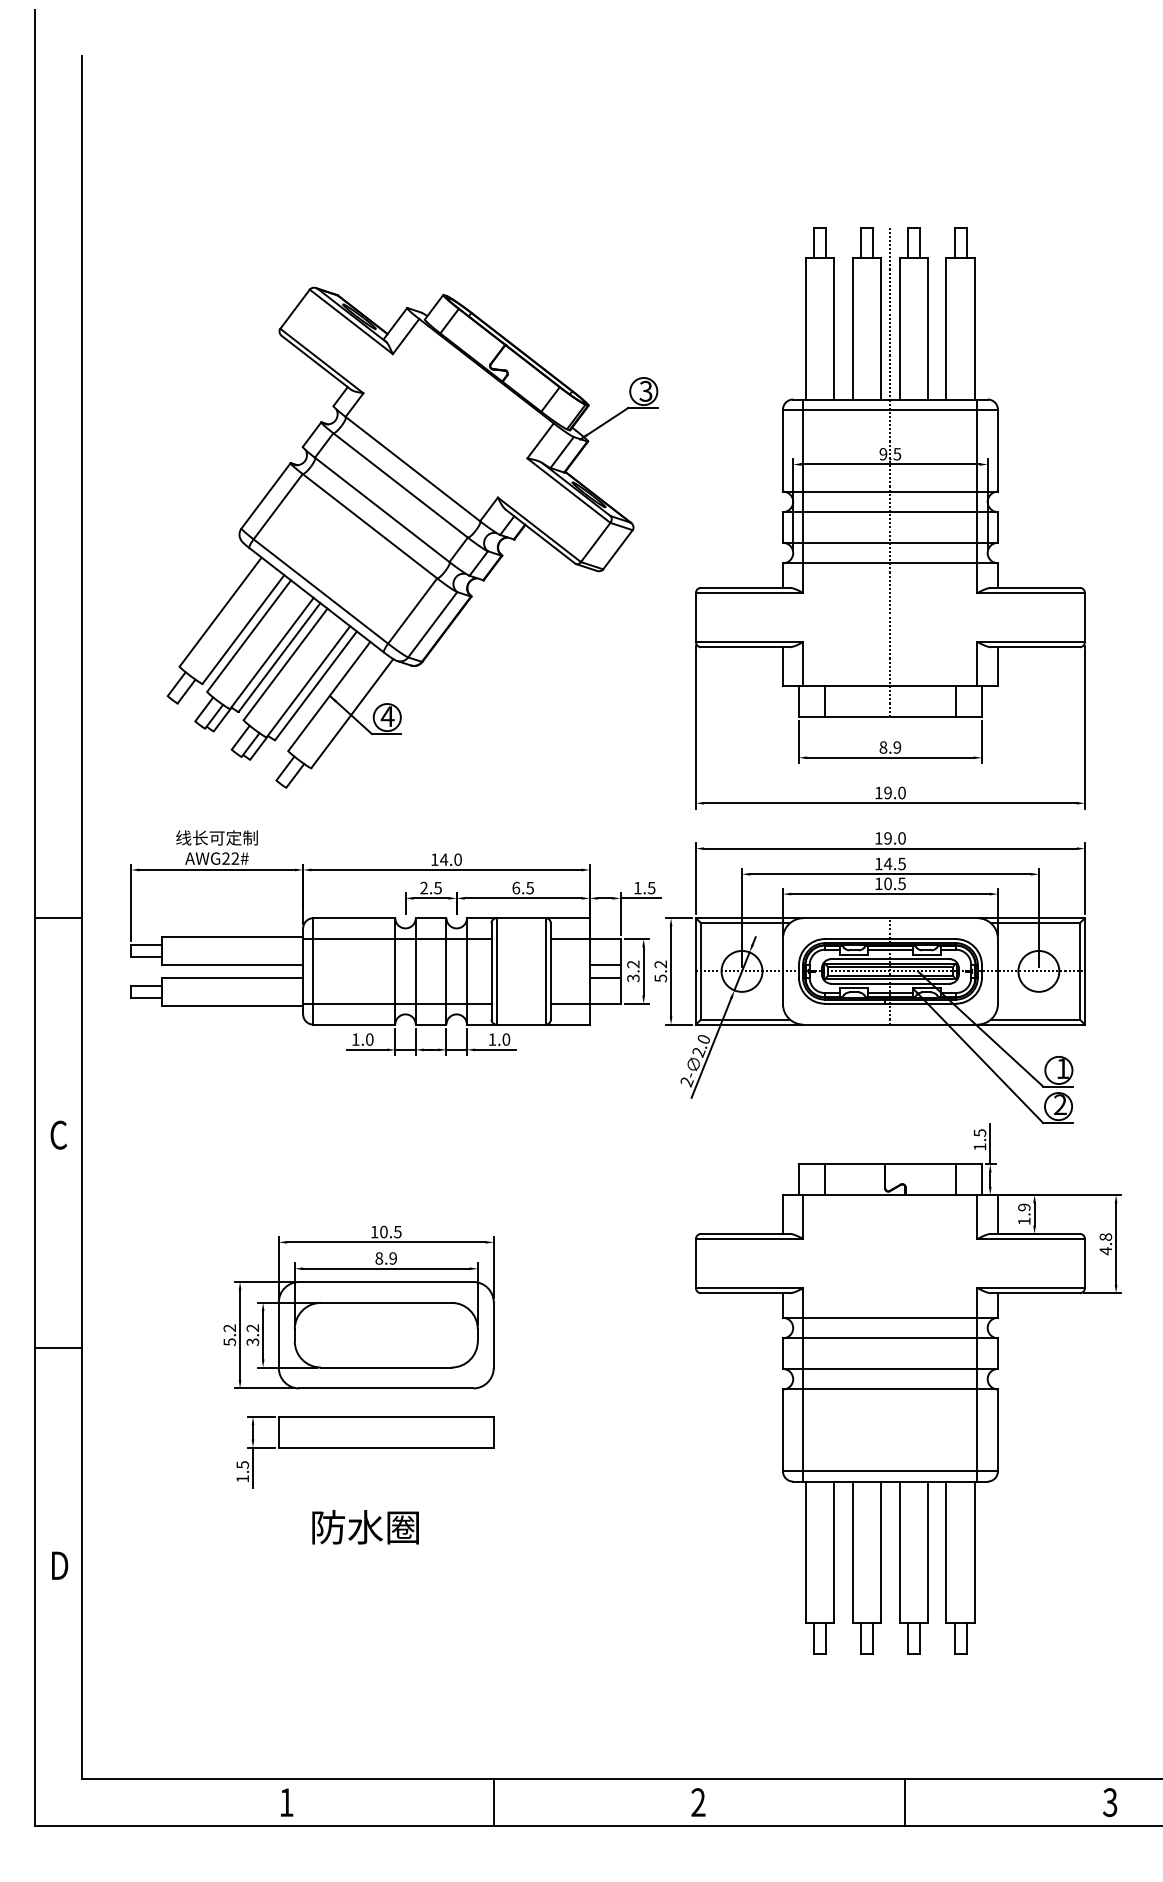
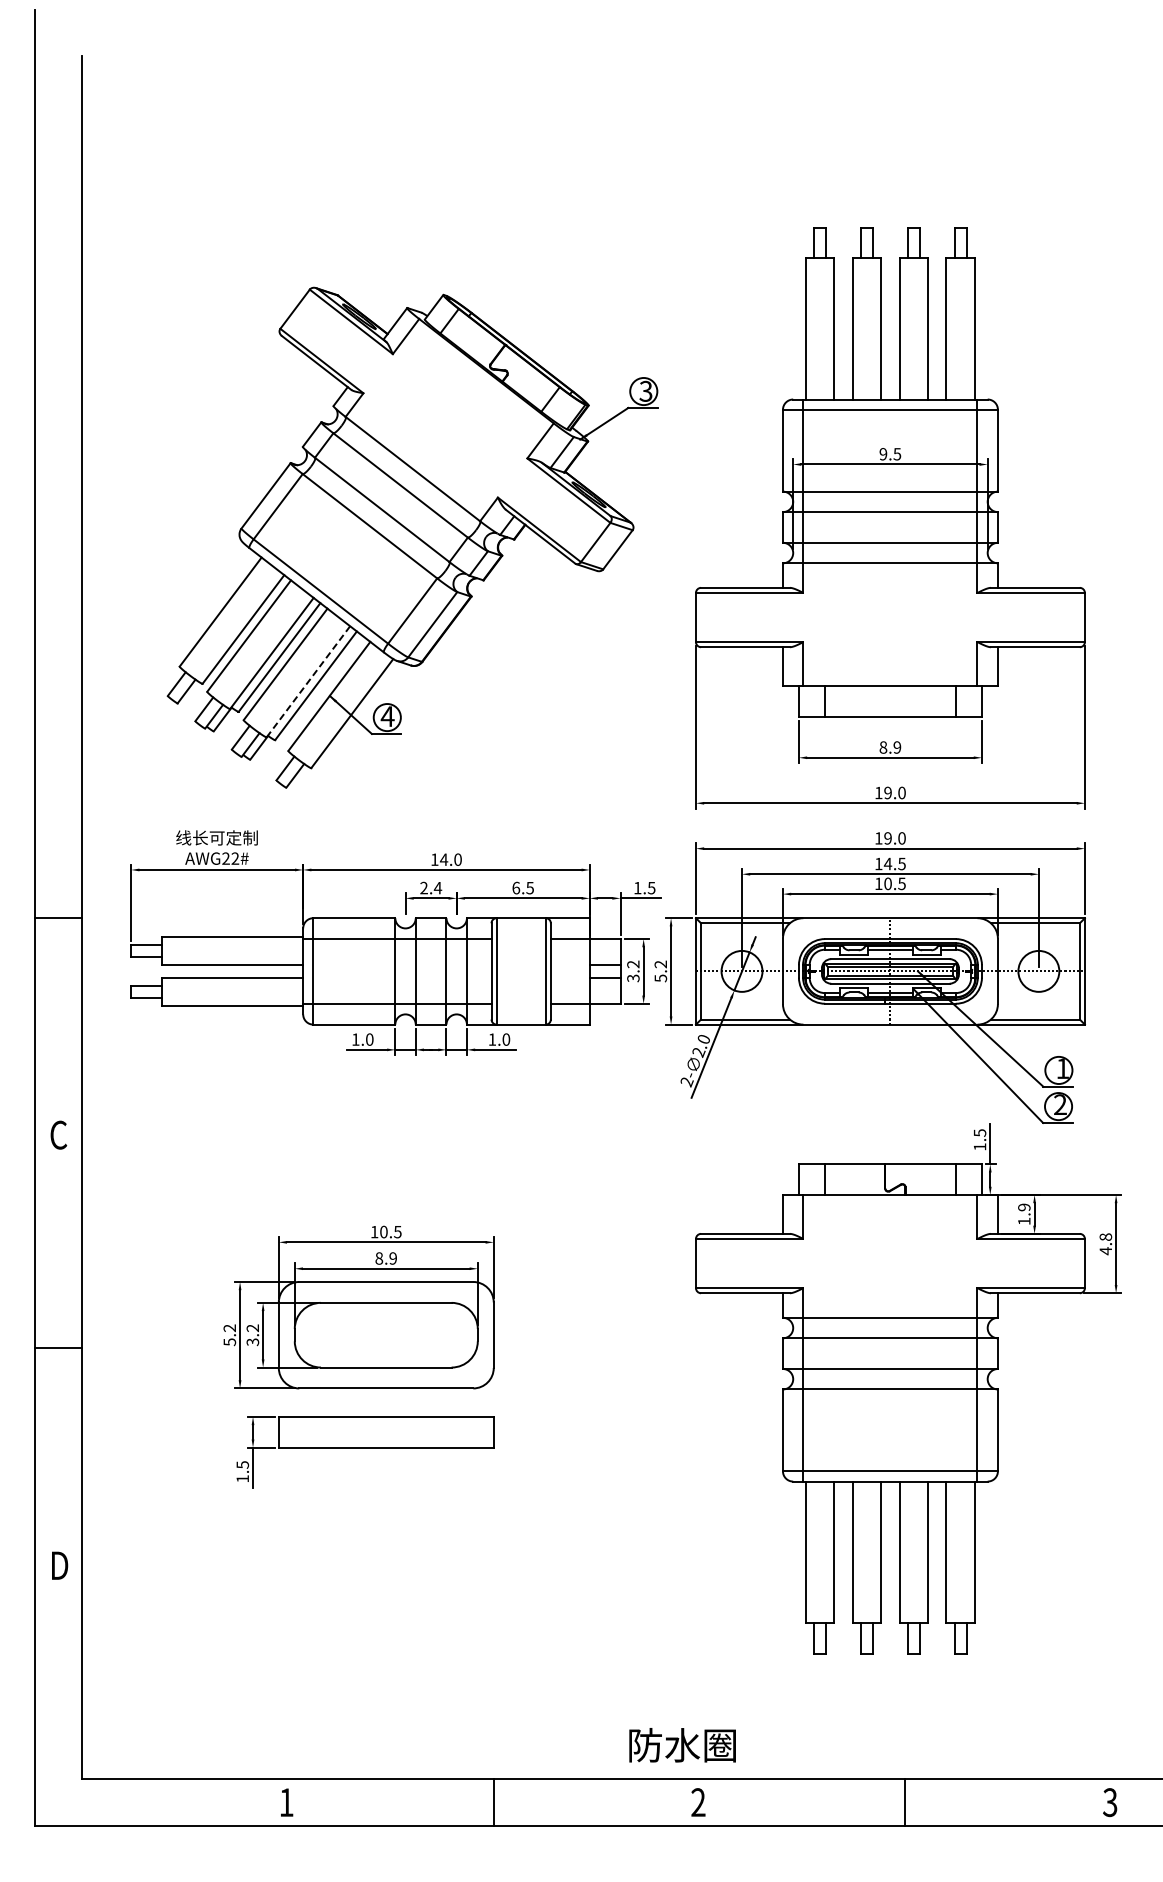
line: present -> none (890, 471)
line: solid -> dashed (308, 681)
text: 2.5 -> 2.4 (437, 888)
text position: (365, 1527) -> (682, 1745) (682, 1745)
